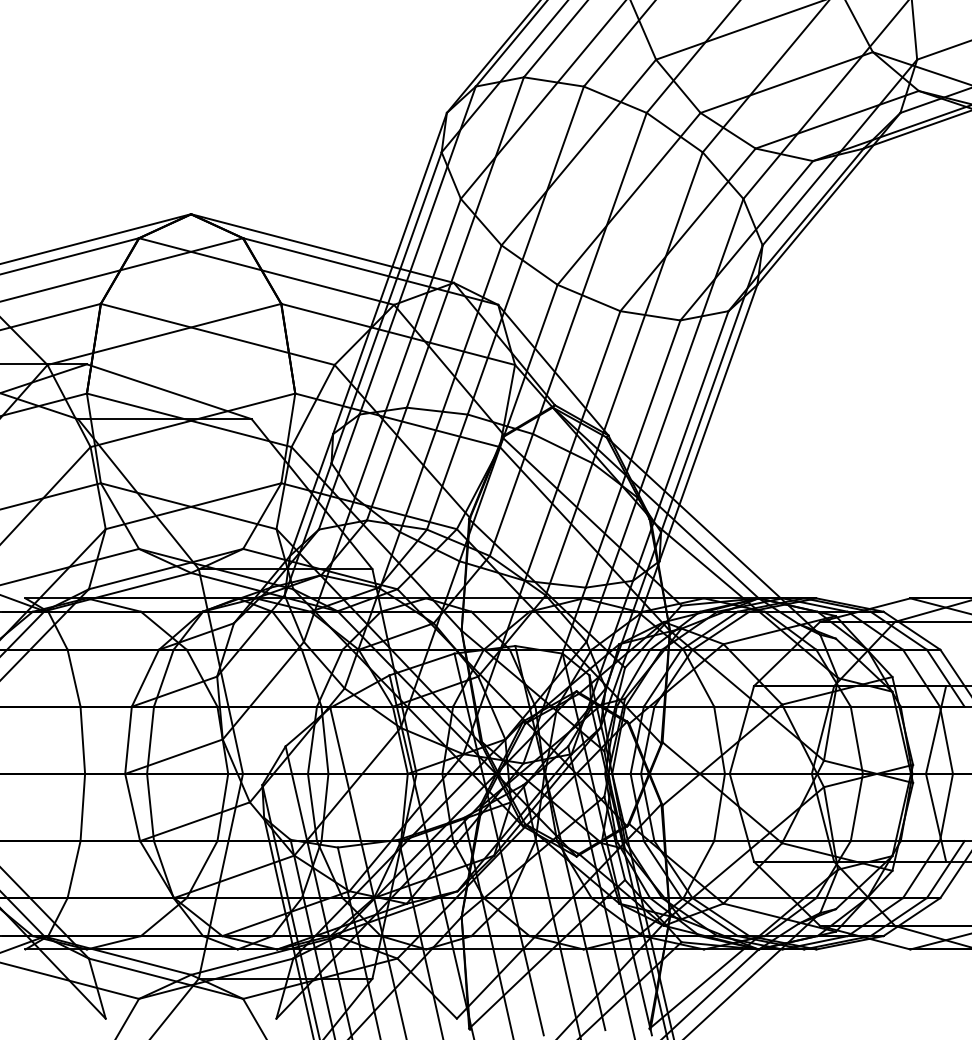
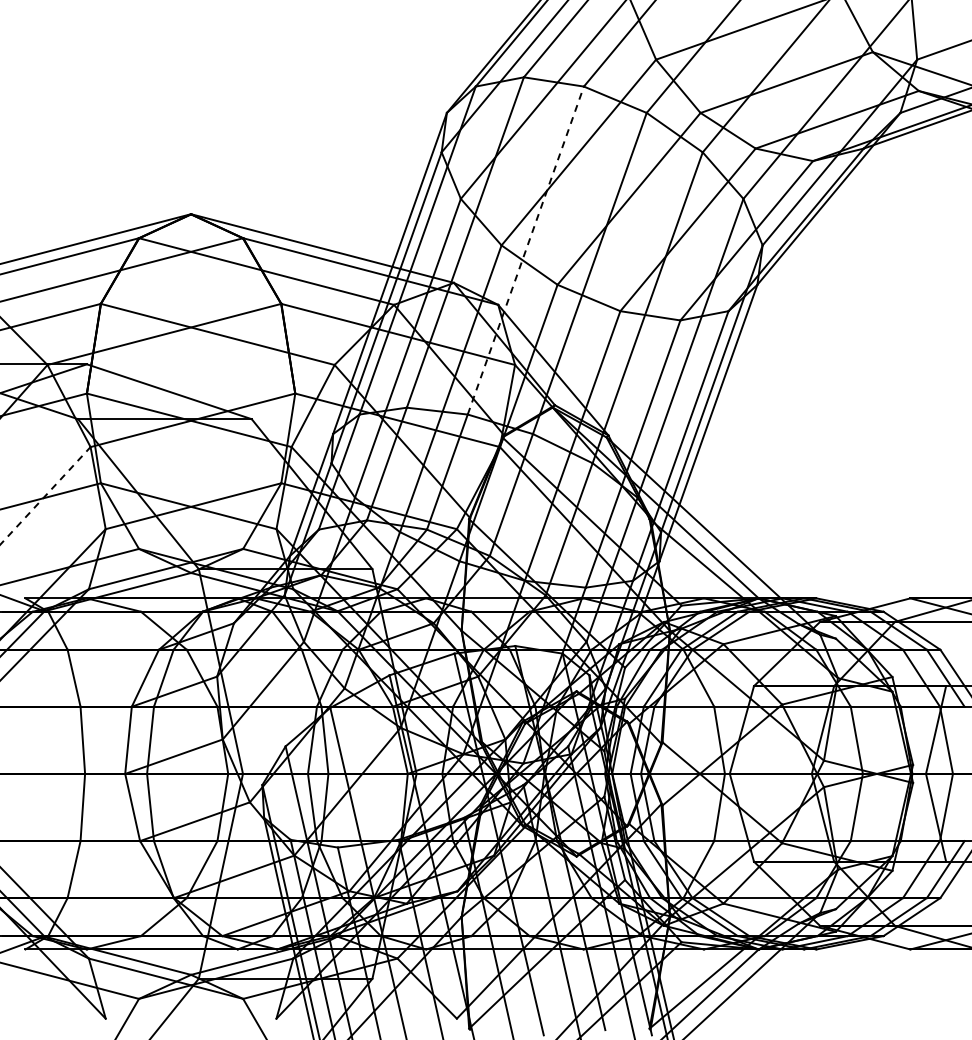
line: solid -> dashed (525, 250)
line: solid -> dashed (45, 495)
